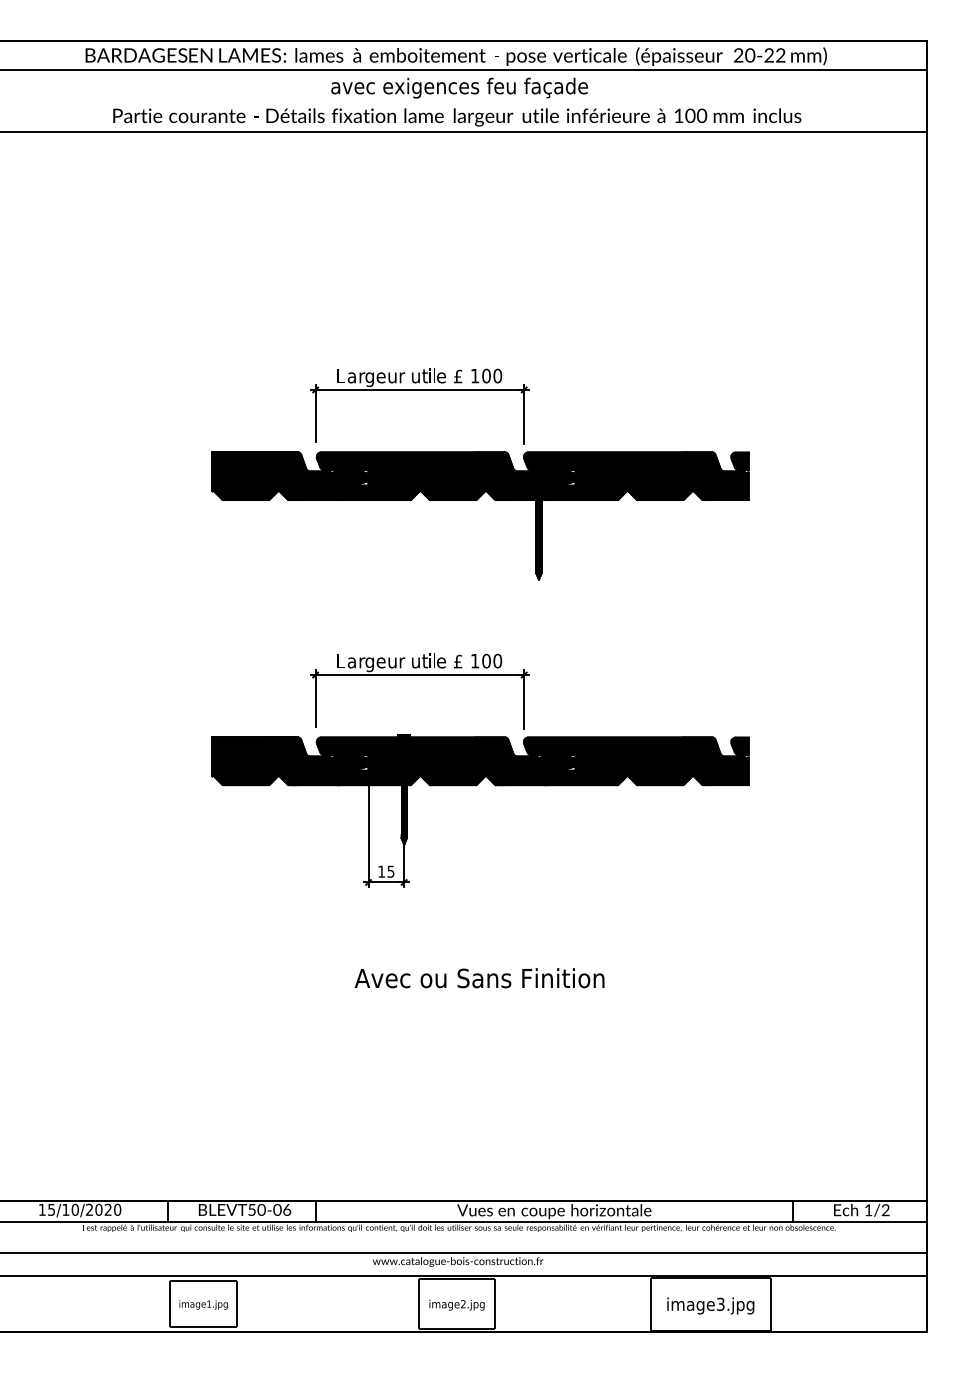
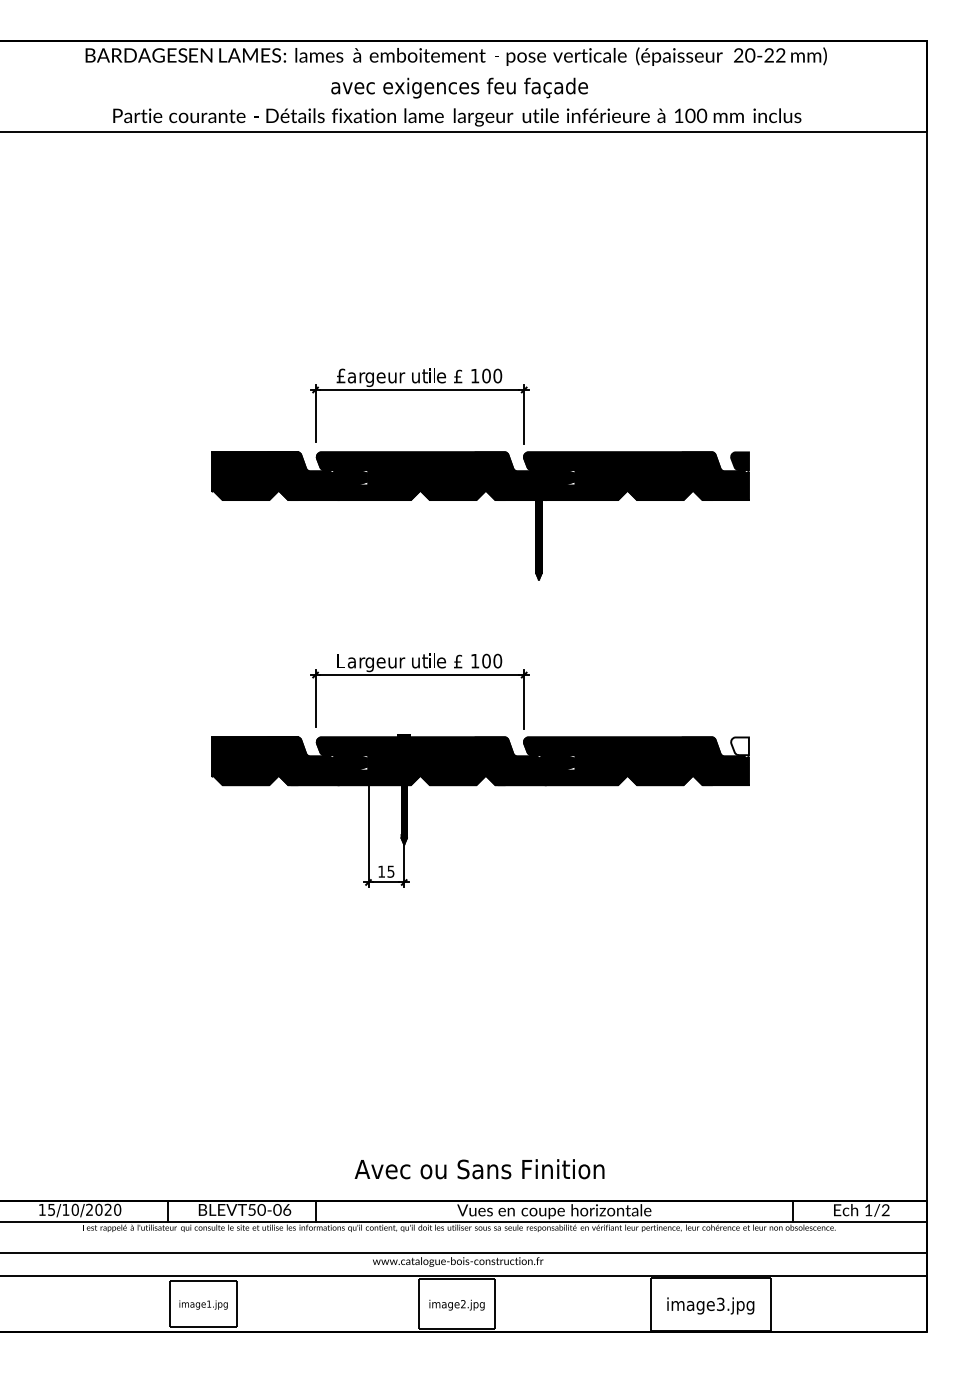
line: present -> none (464, 69)
text: L -> £ (340, 375)
fill: present -> none (739, 746)
text position: (479, 978) -> (479, 1169) (479, 1169)
